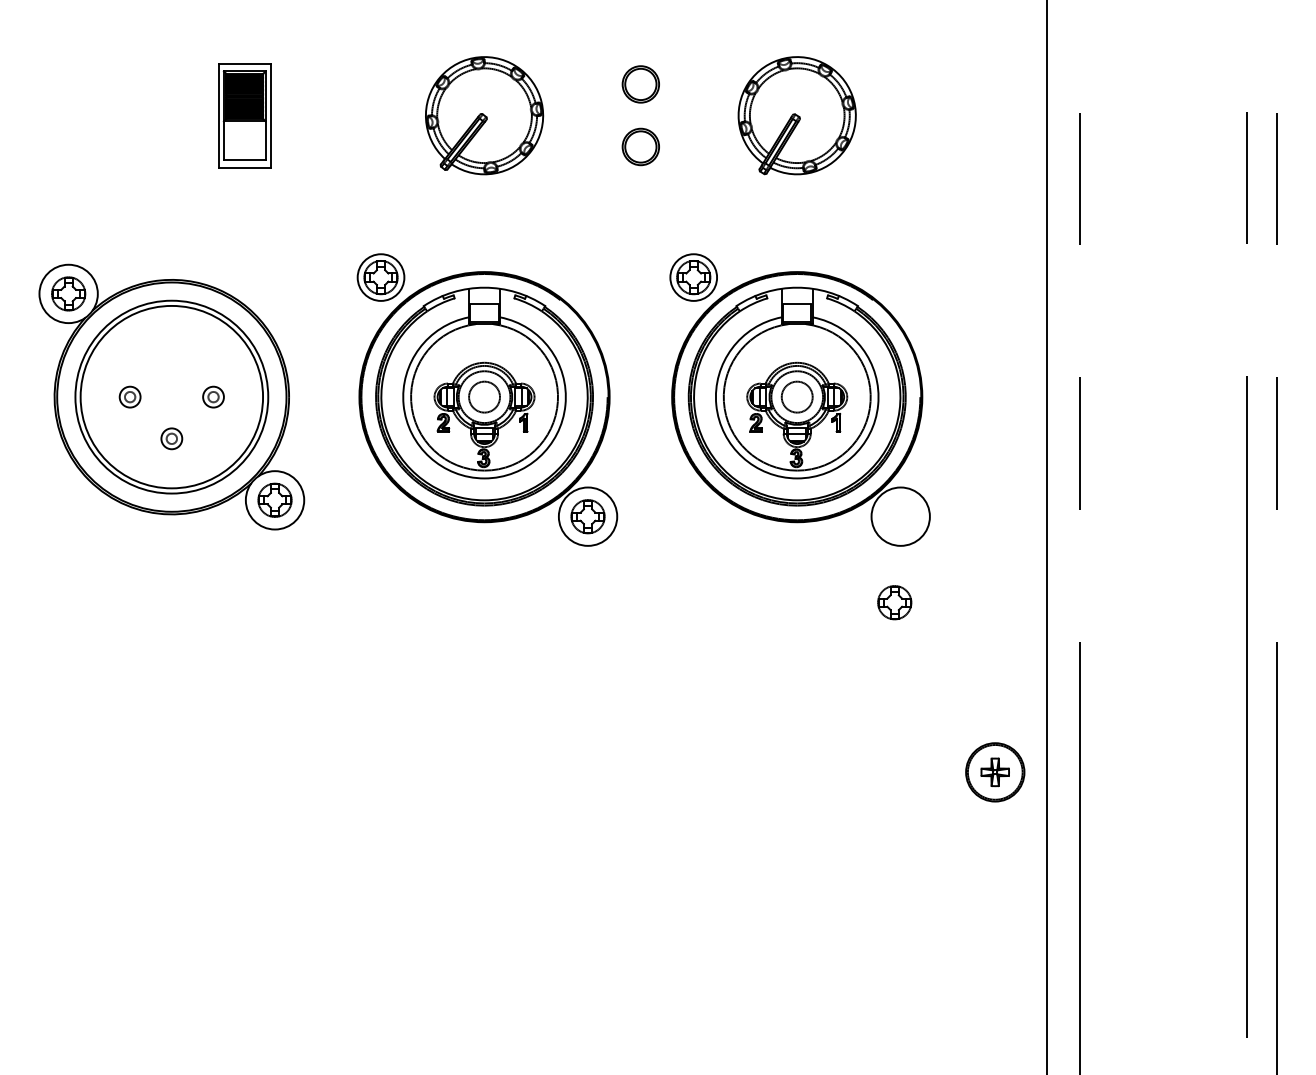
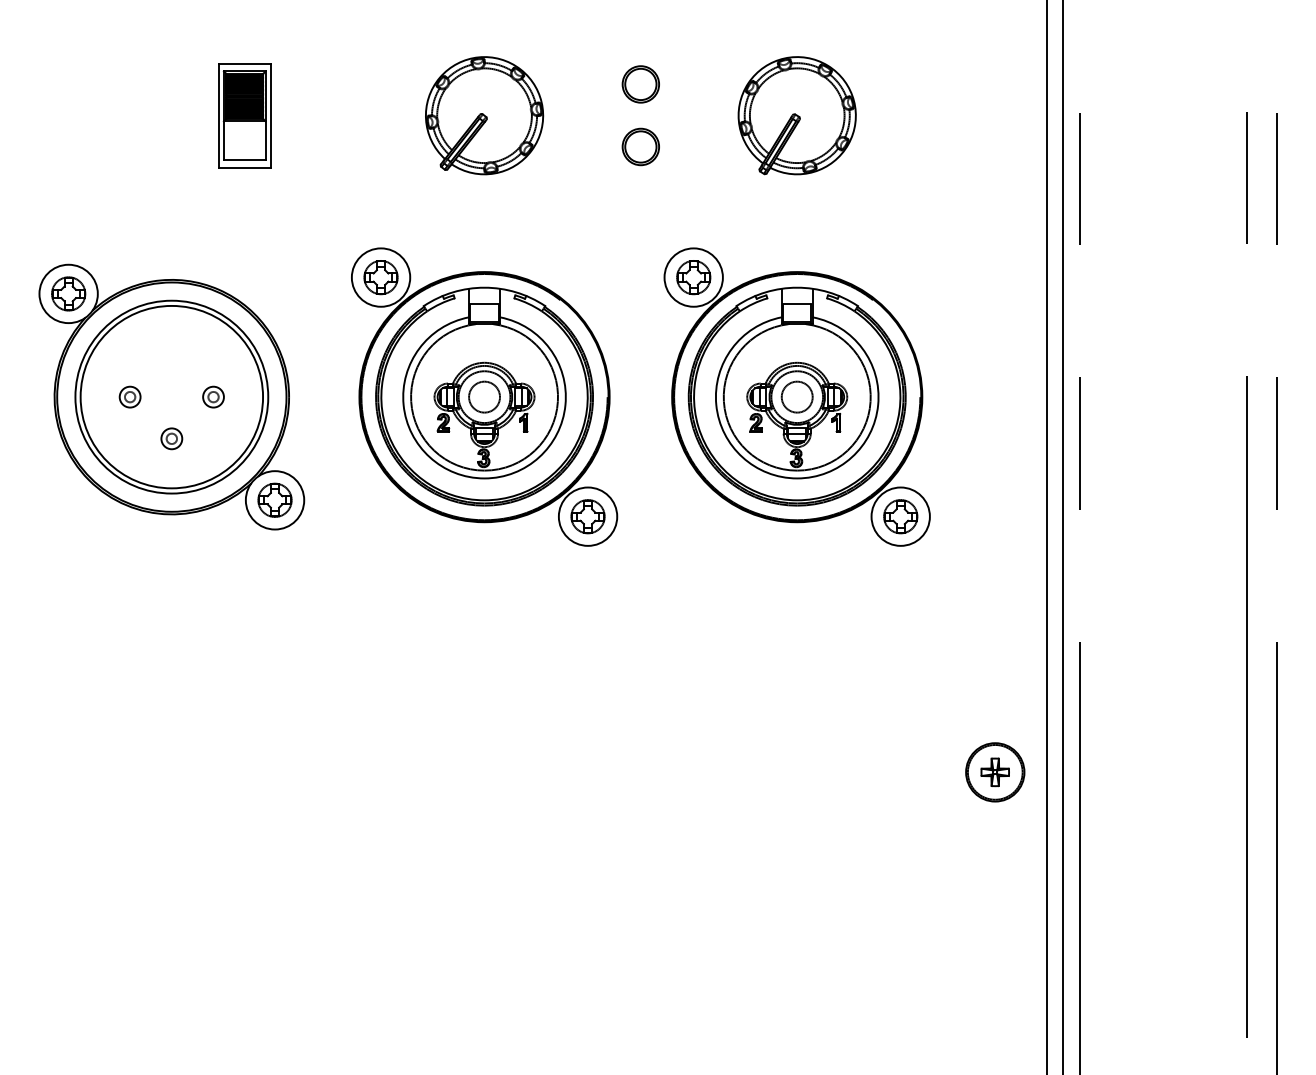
circle diameter: 47 px -> 58 px (380, 277)
circle diameter: 47 px -> 58 px (693, 277)
line: none -> present (1063, 536)
part position: (894, 602) -> (900, 516) (900, 516)
